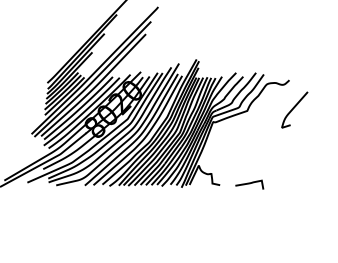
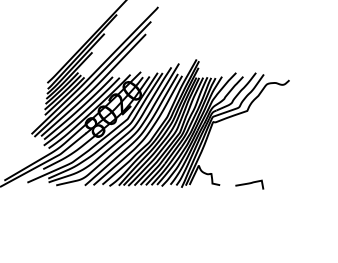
curve: present -> none (294, 108)
